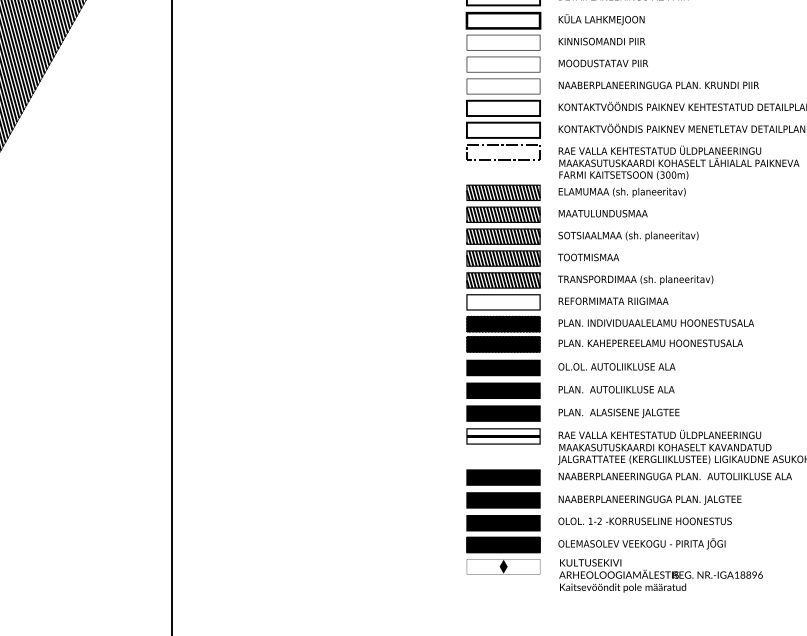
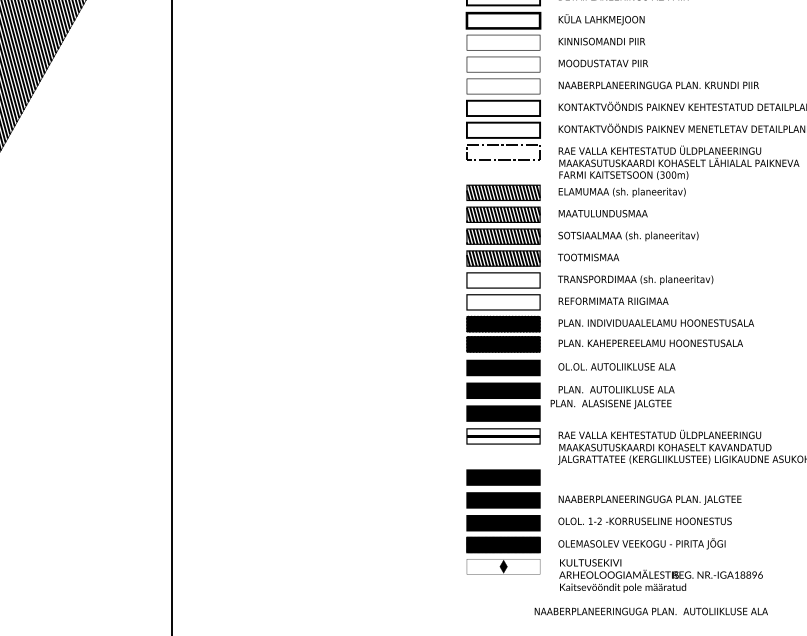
hatch: present -> none (503, 280)
text position: (618, 413) -> (610, 404) (610, 404)
text position: (674, 476) -> (650, 611) (650, 611)
